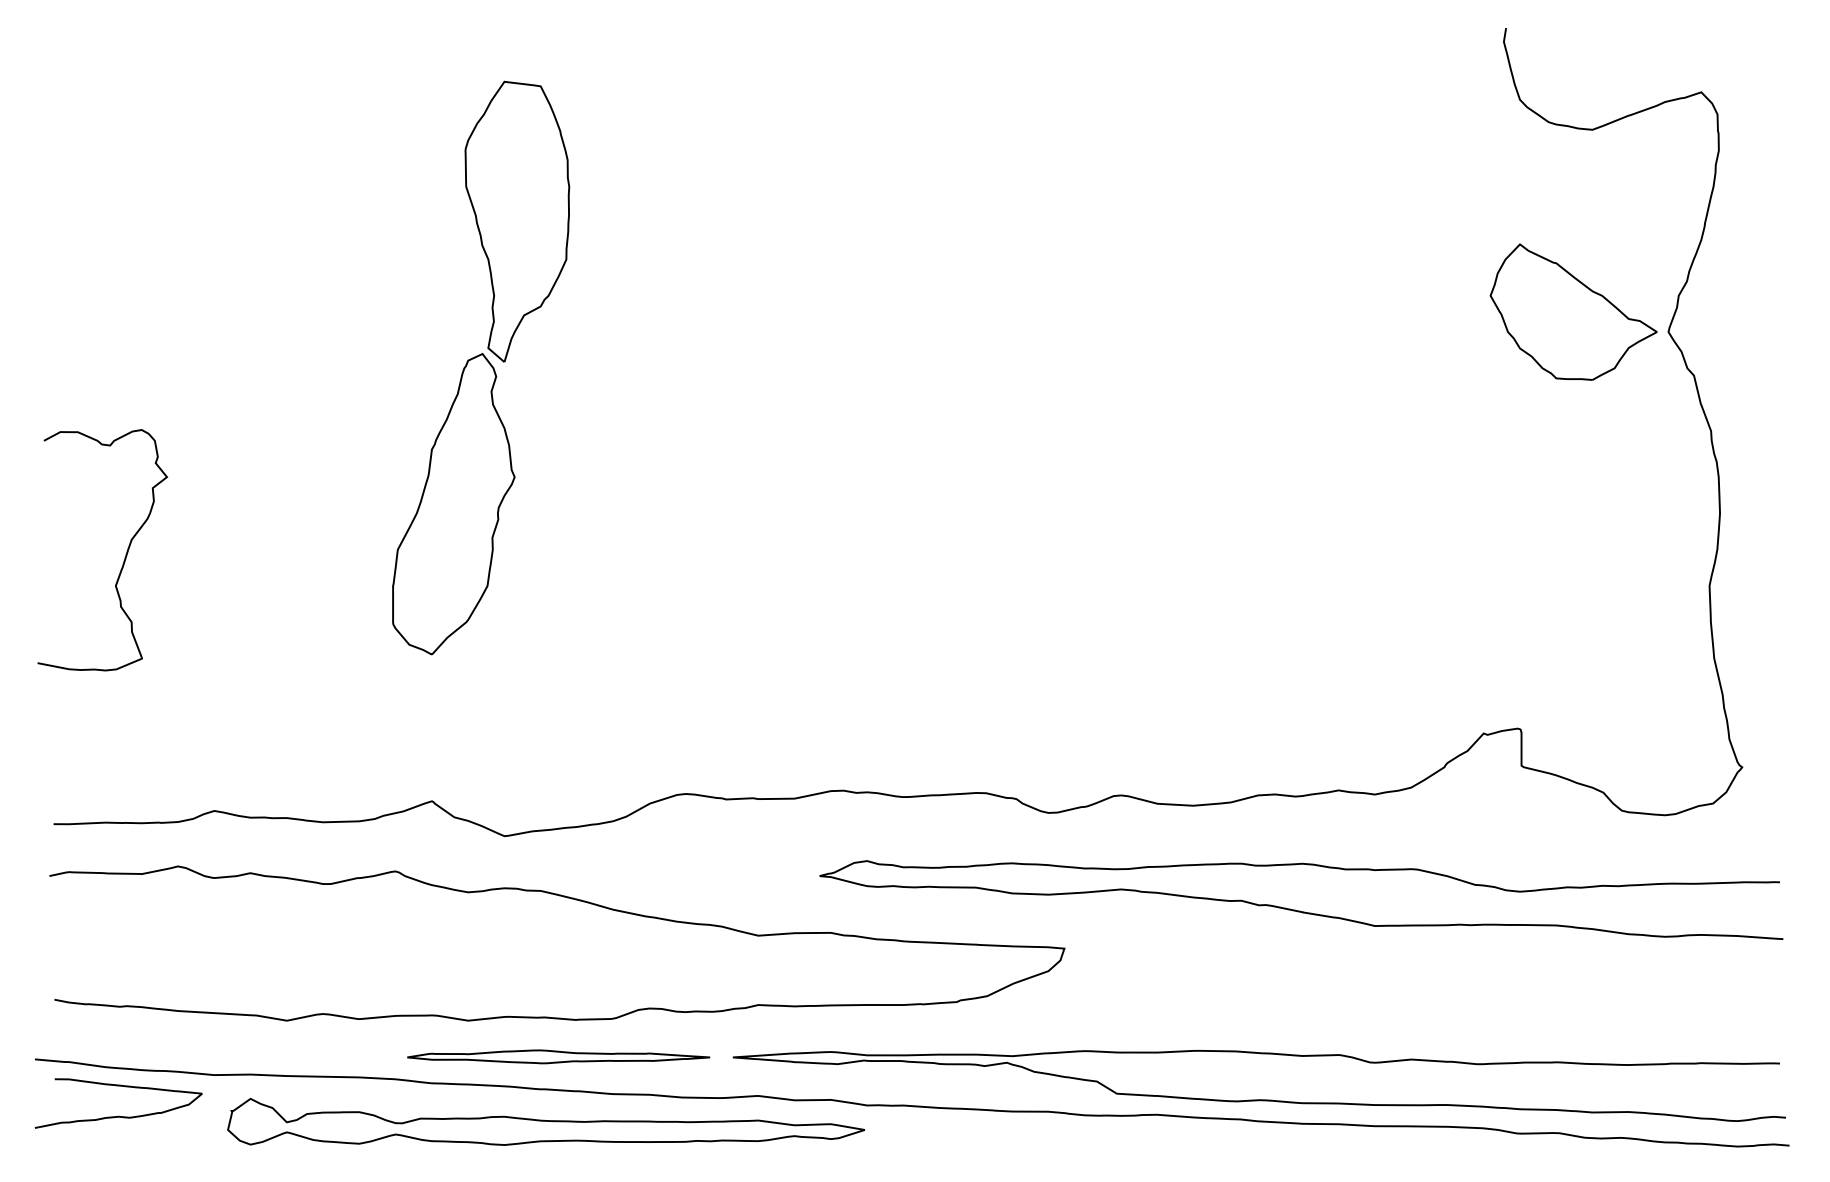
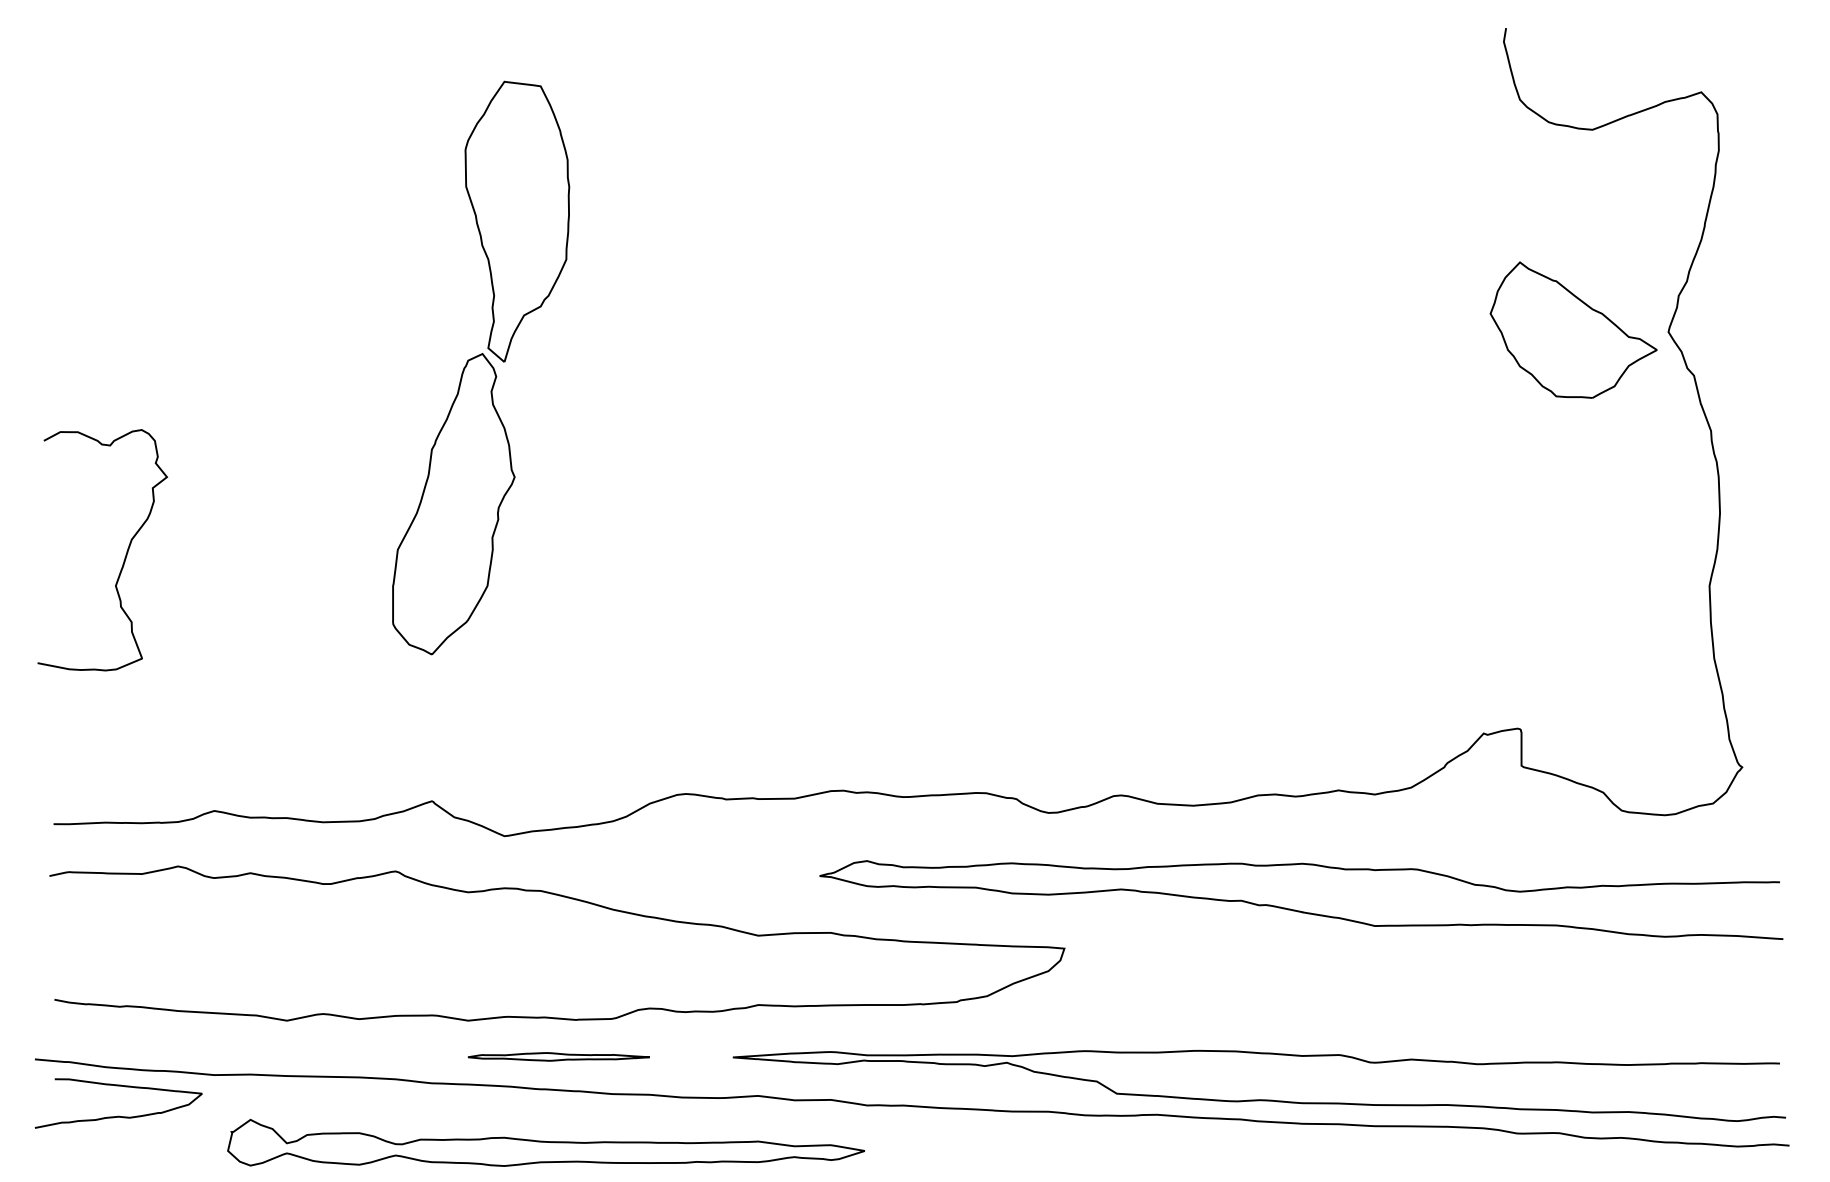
part position: (1573, 311) -> (1573, 329) (1573, 329)
part size: 304x16 px -> 183x10 px (558, 1056)
part position: (545, 1121) -> (545, 1142) (545, 1142)
